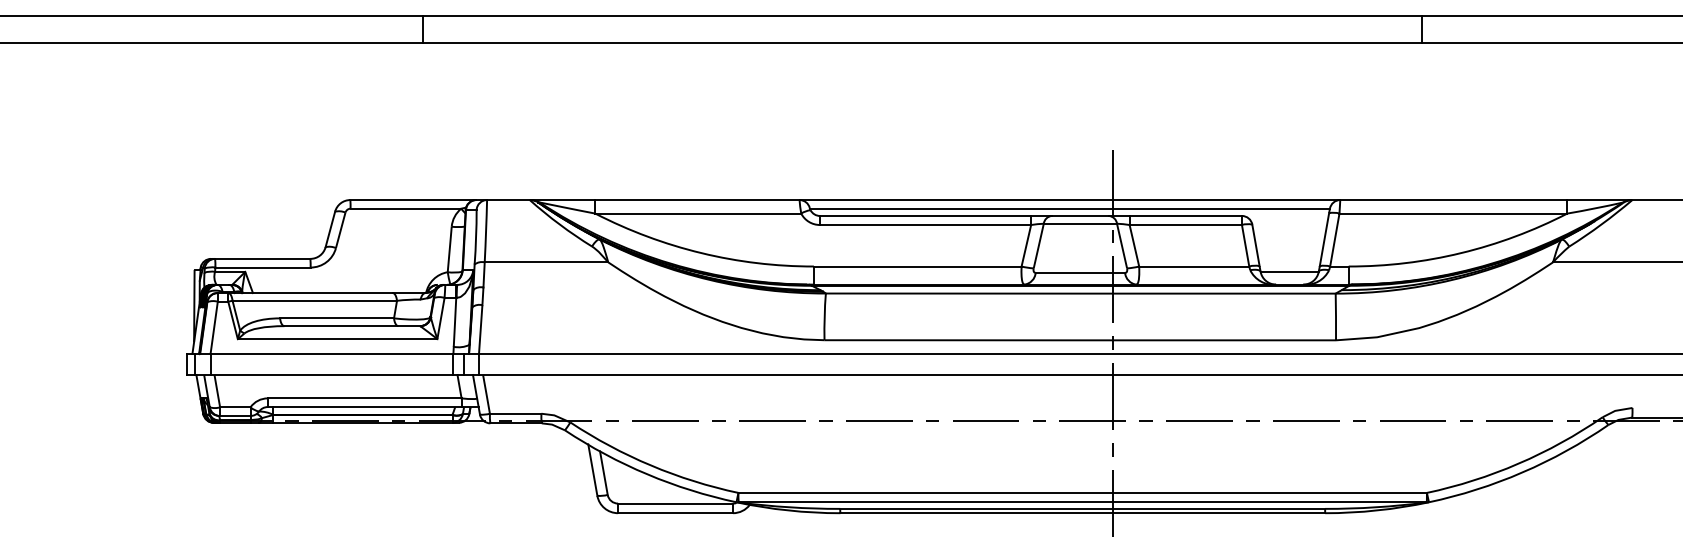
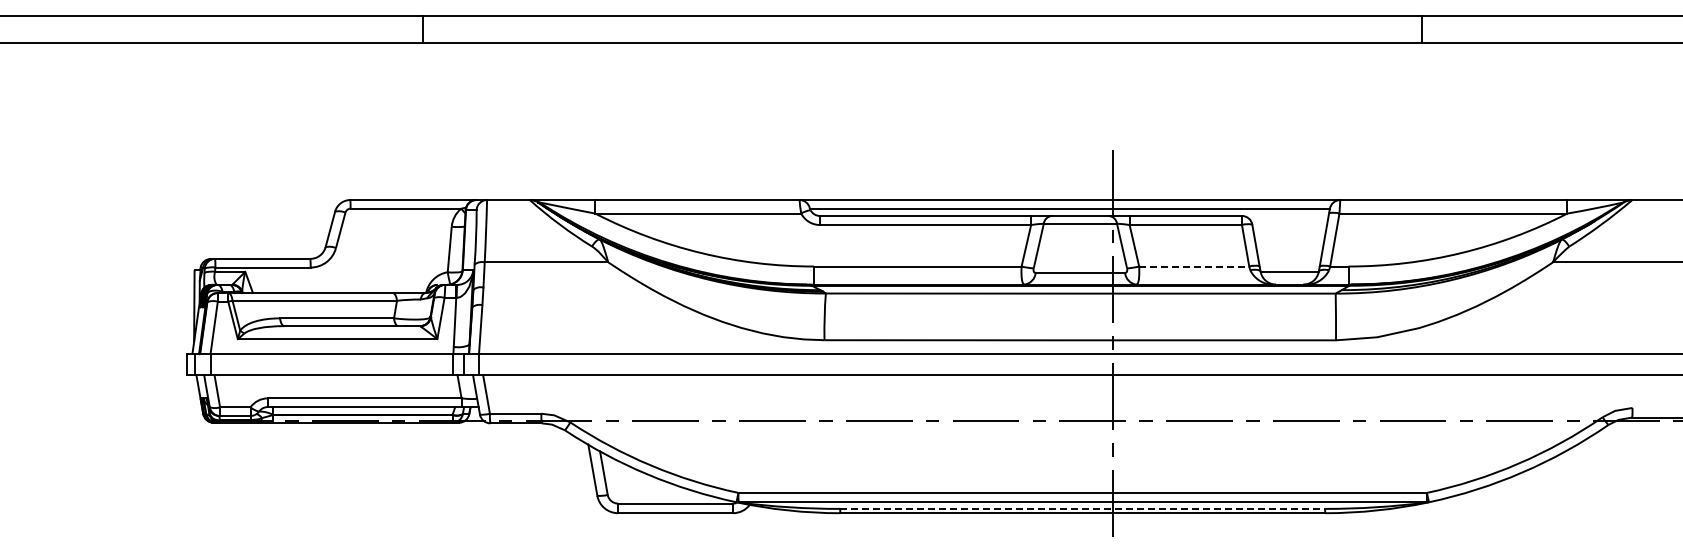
line: solid -> dashed (1194, 266)
line: solid -> dashed (1083, 508)
